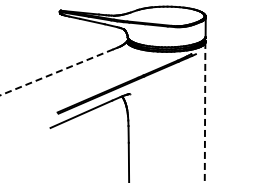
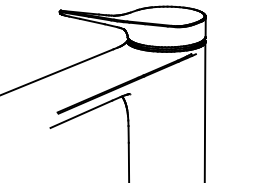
line: dashed -> solid (57, 72)
line: dashed -> solid (205, 112)
